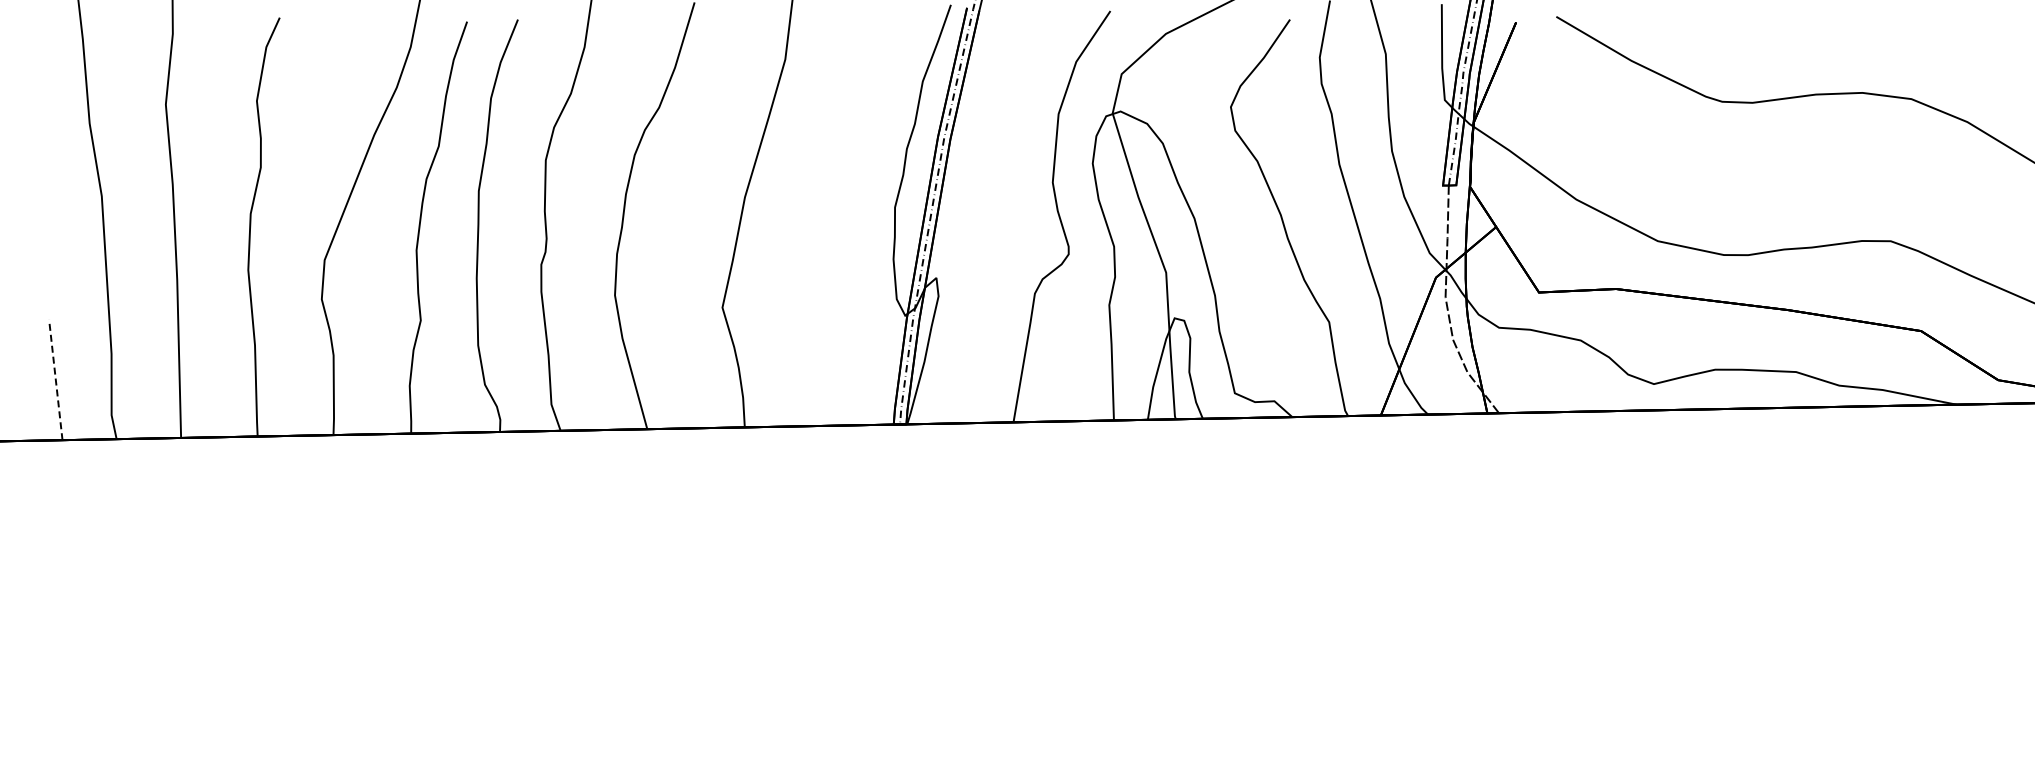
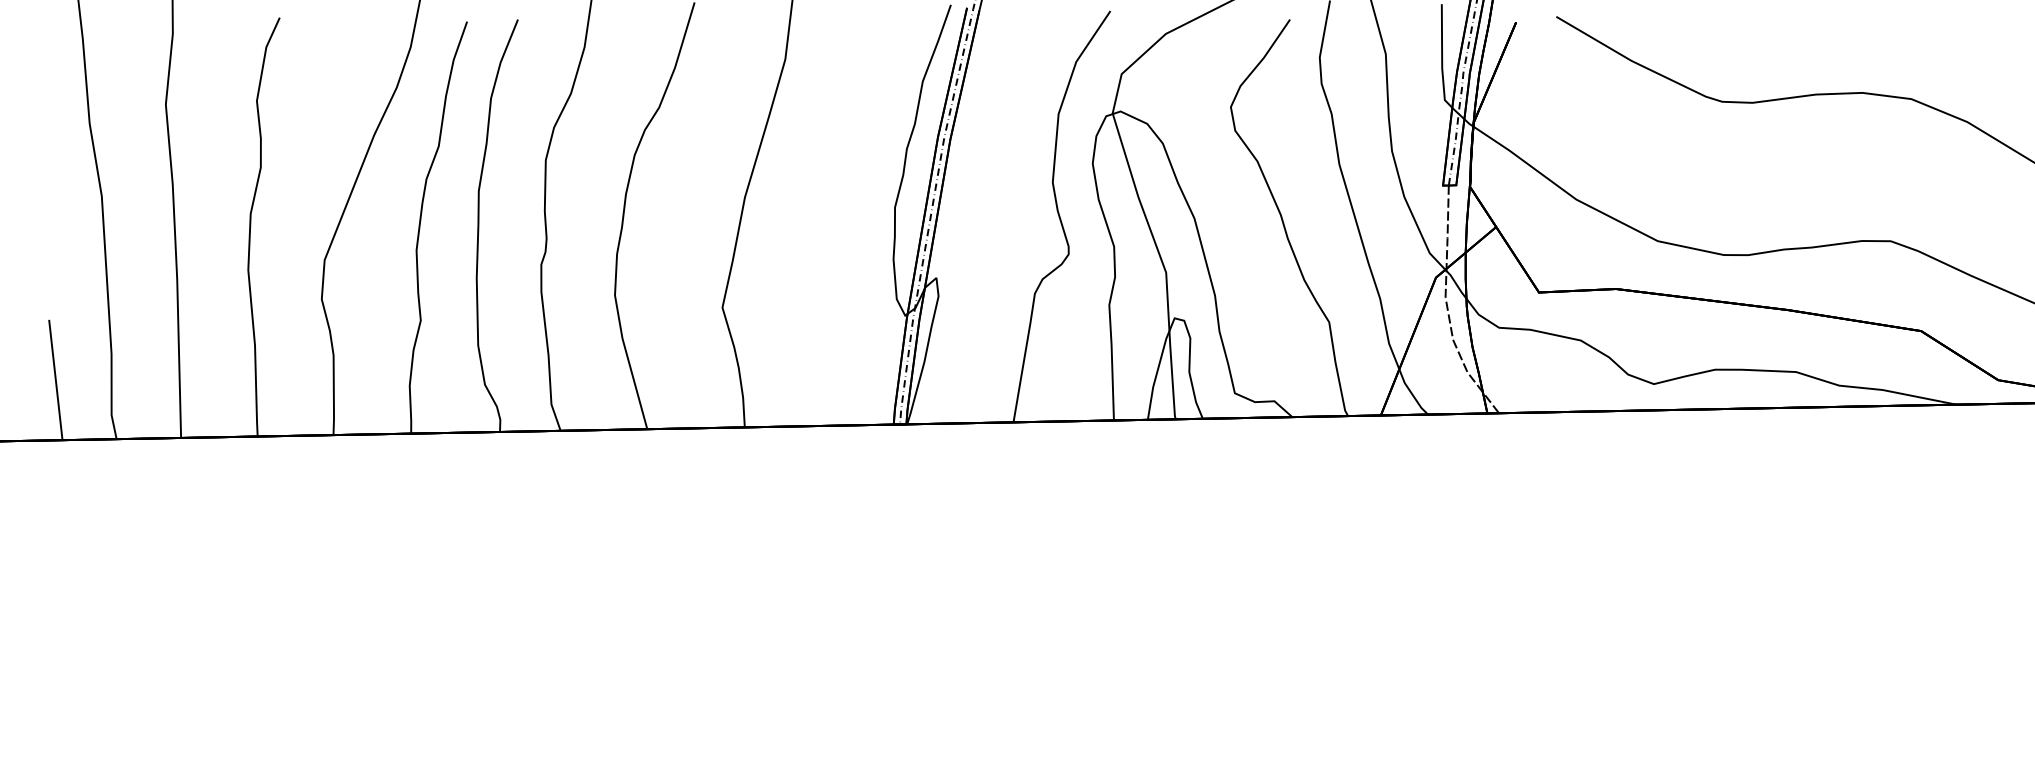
line: dashed -> solid (55, 380)
